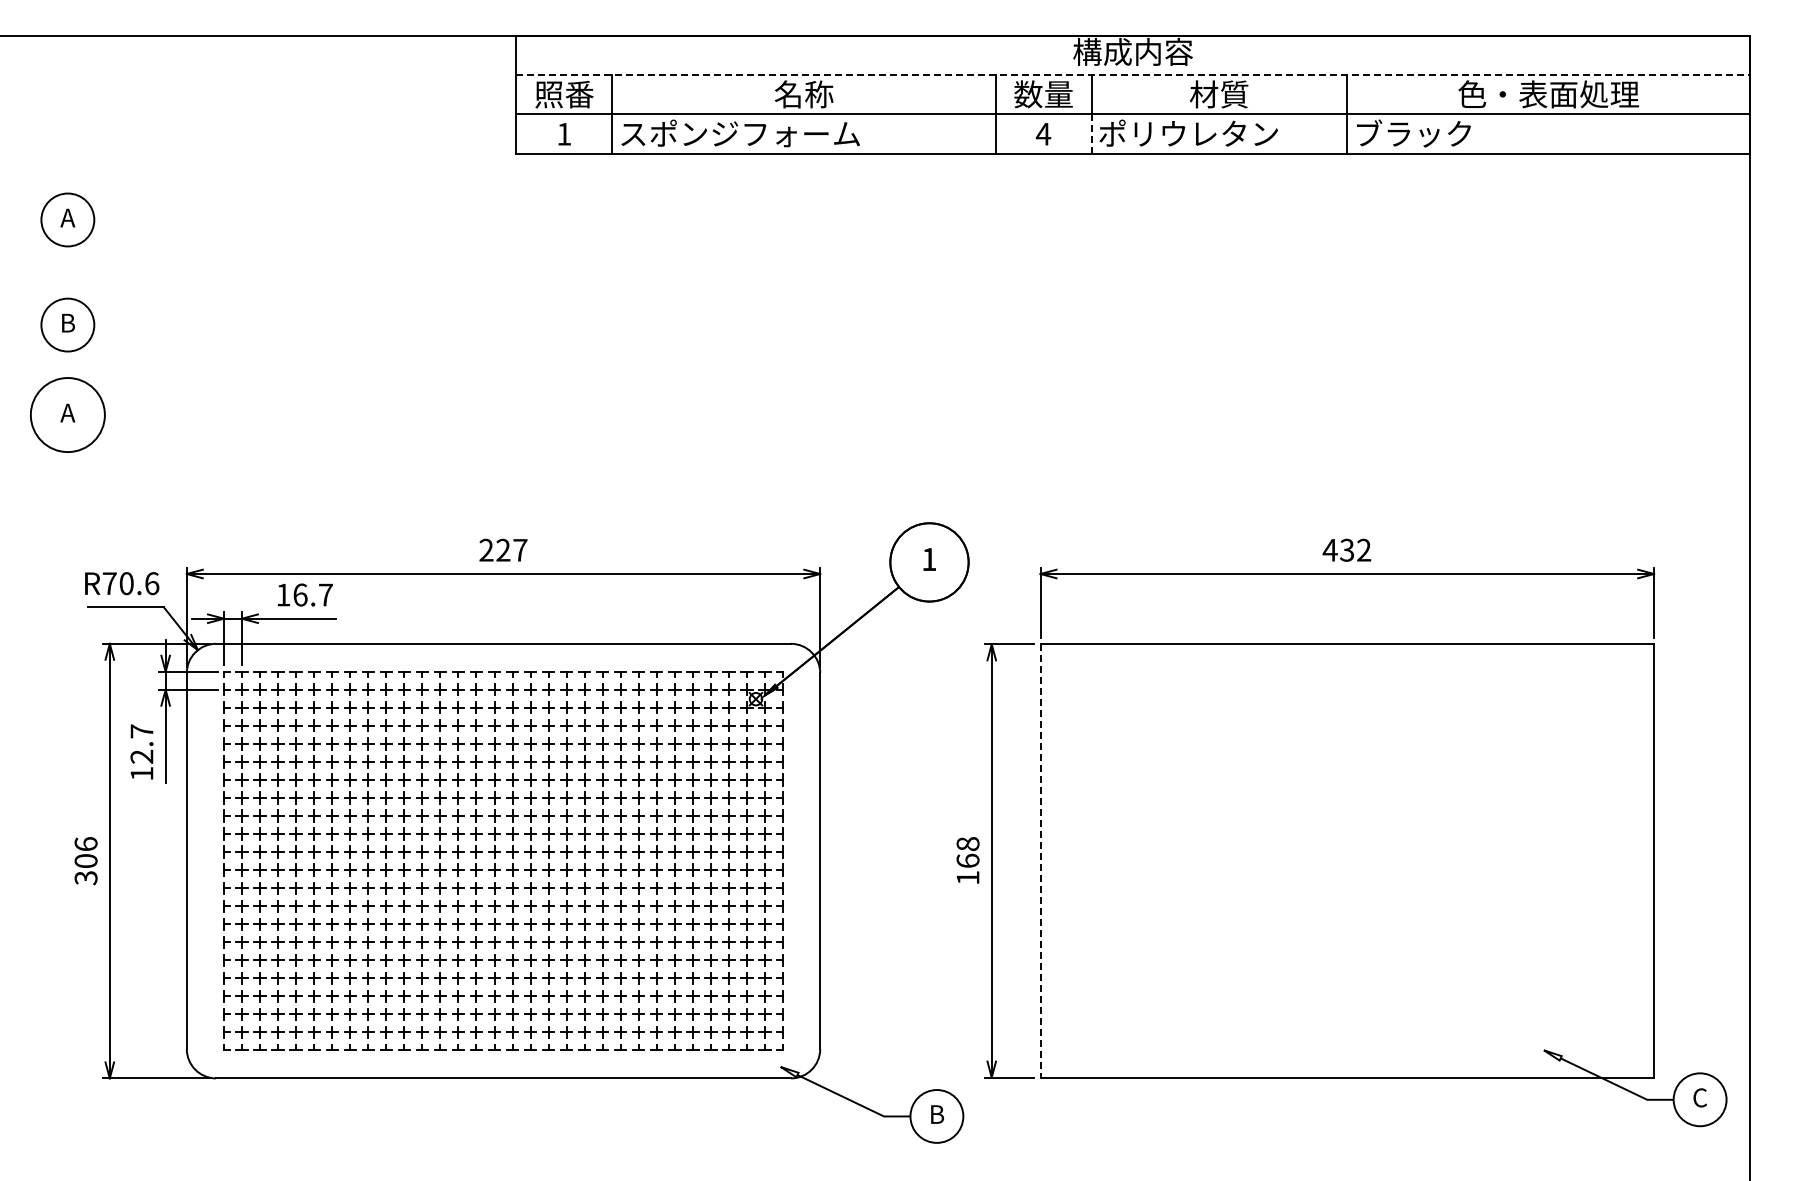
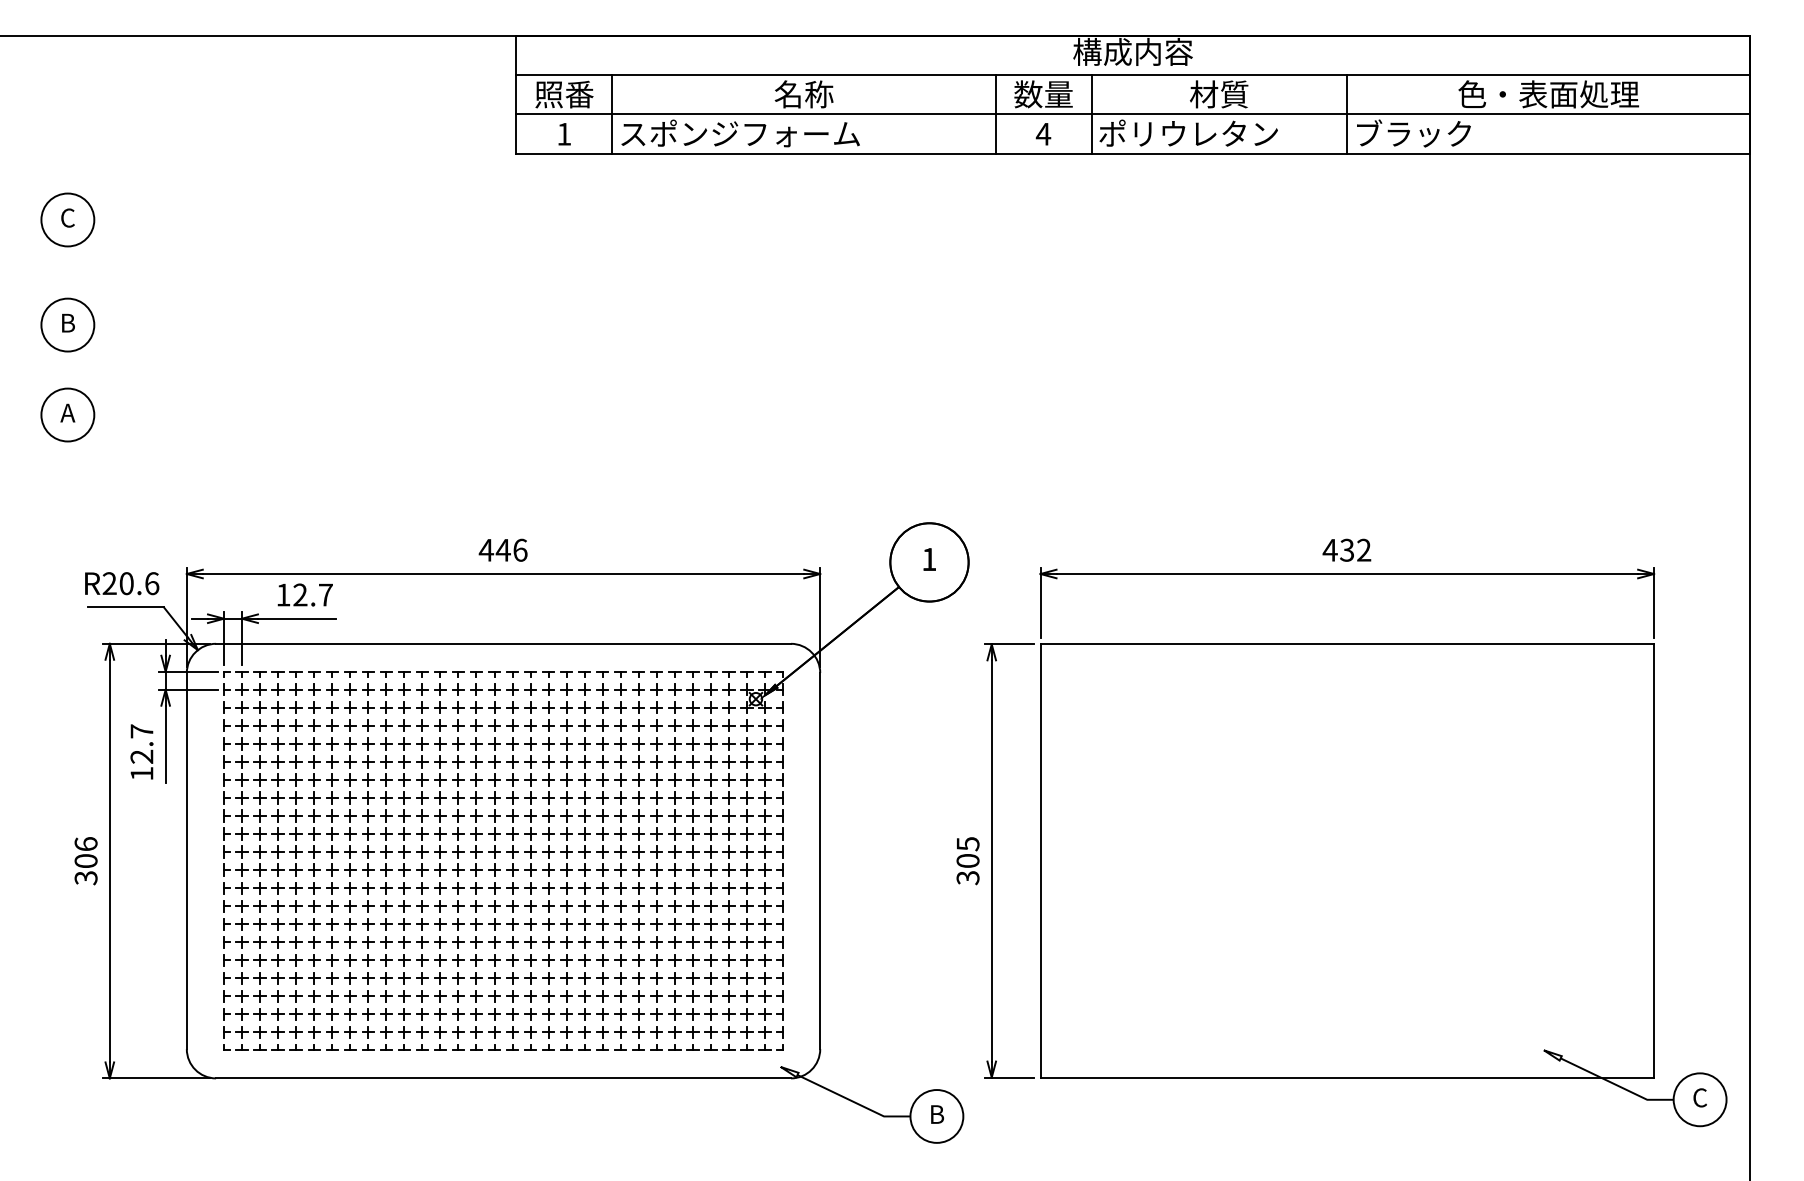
line: dashed -> solid (1133, 75)
line: dashed -> solid (1091, 134)
text: A -> C (67, 217)
circle diameter: 74 px -> 53 px (67, 414)
text: 227 -> 446 (502, 549)
text: R70.6 -> R20.6 (109, 583)
text: 16.7 -> 12.7 (300, 594)
line: dashed -> solid (1040, 860)
text: 168 -> 305 (967, 861)
